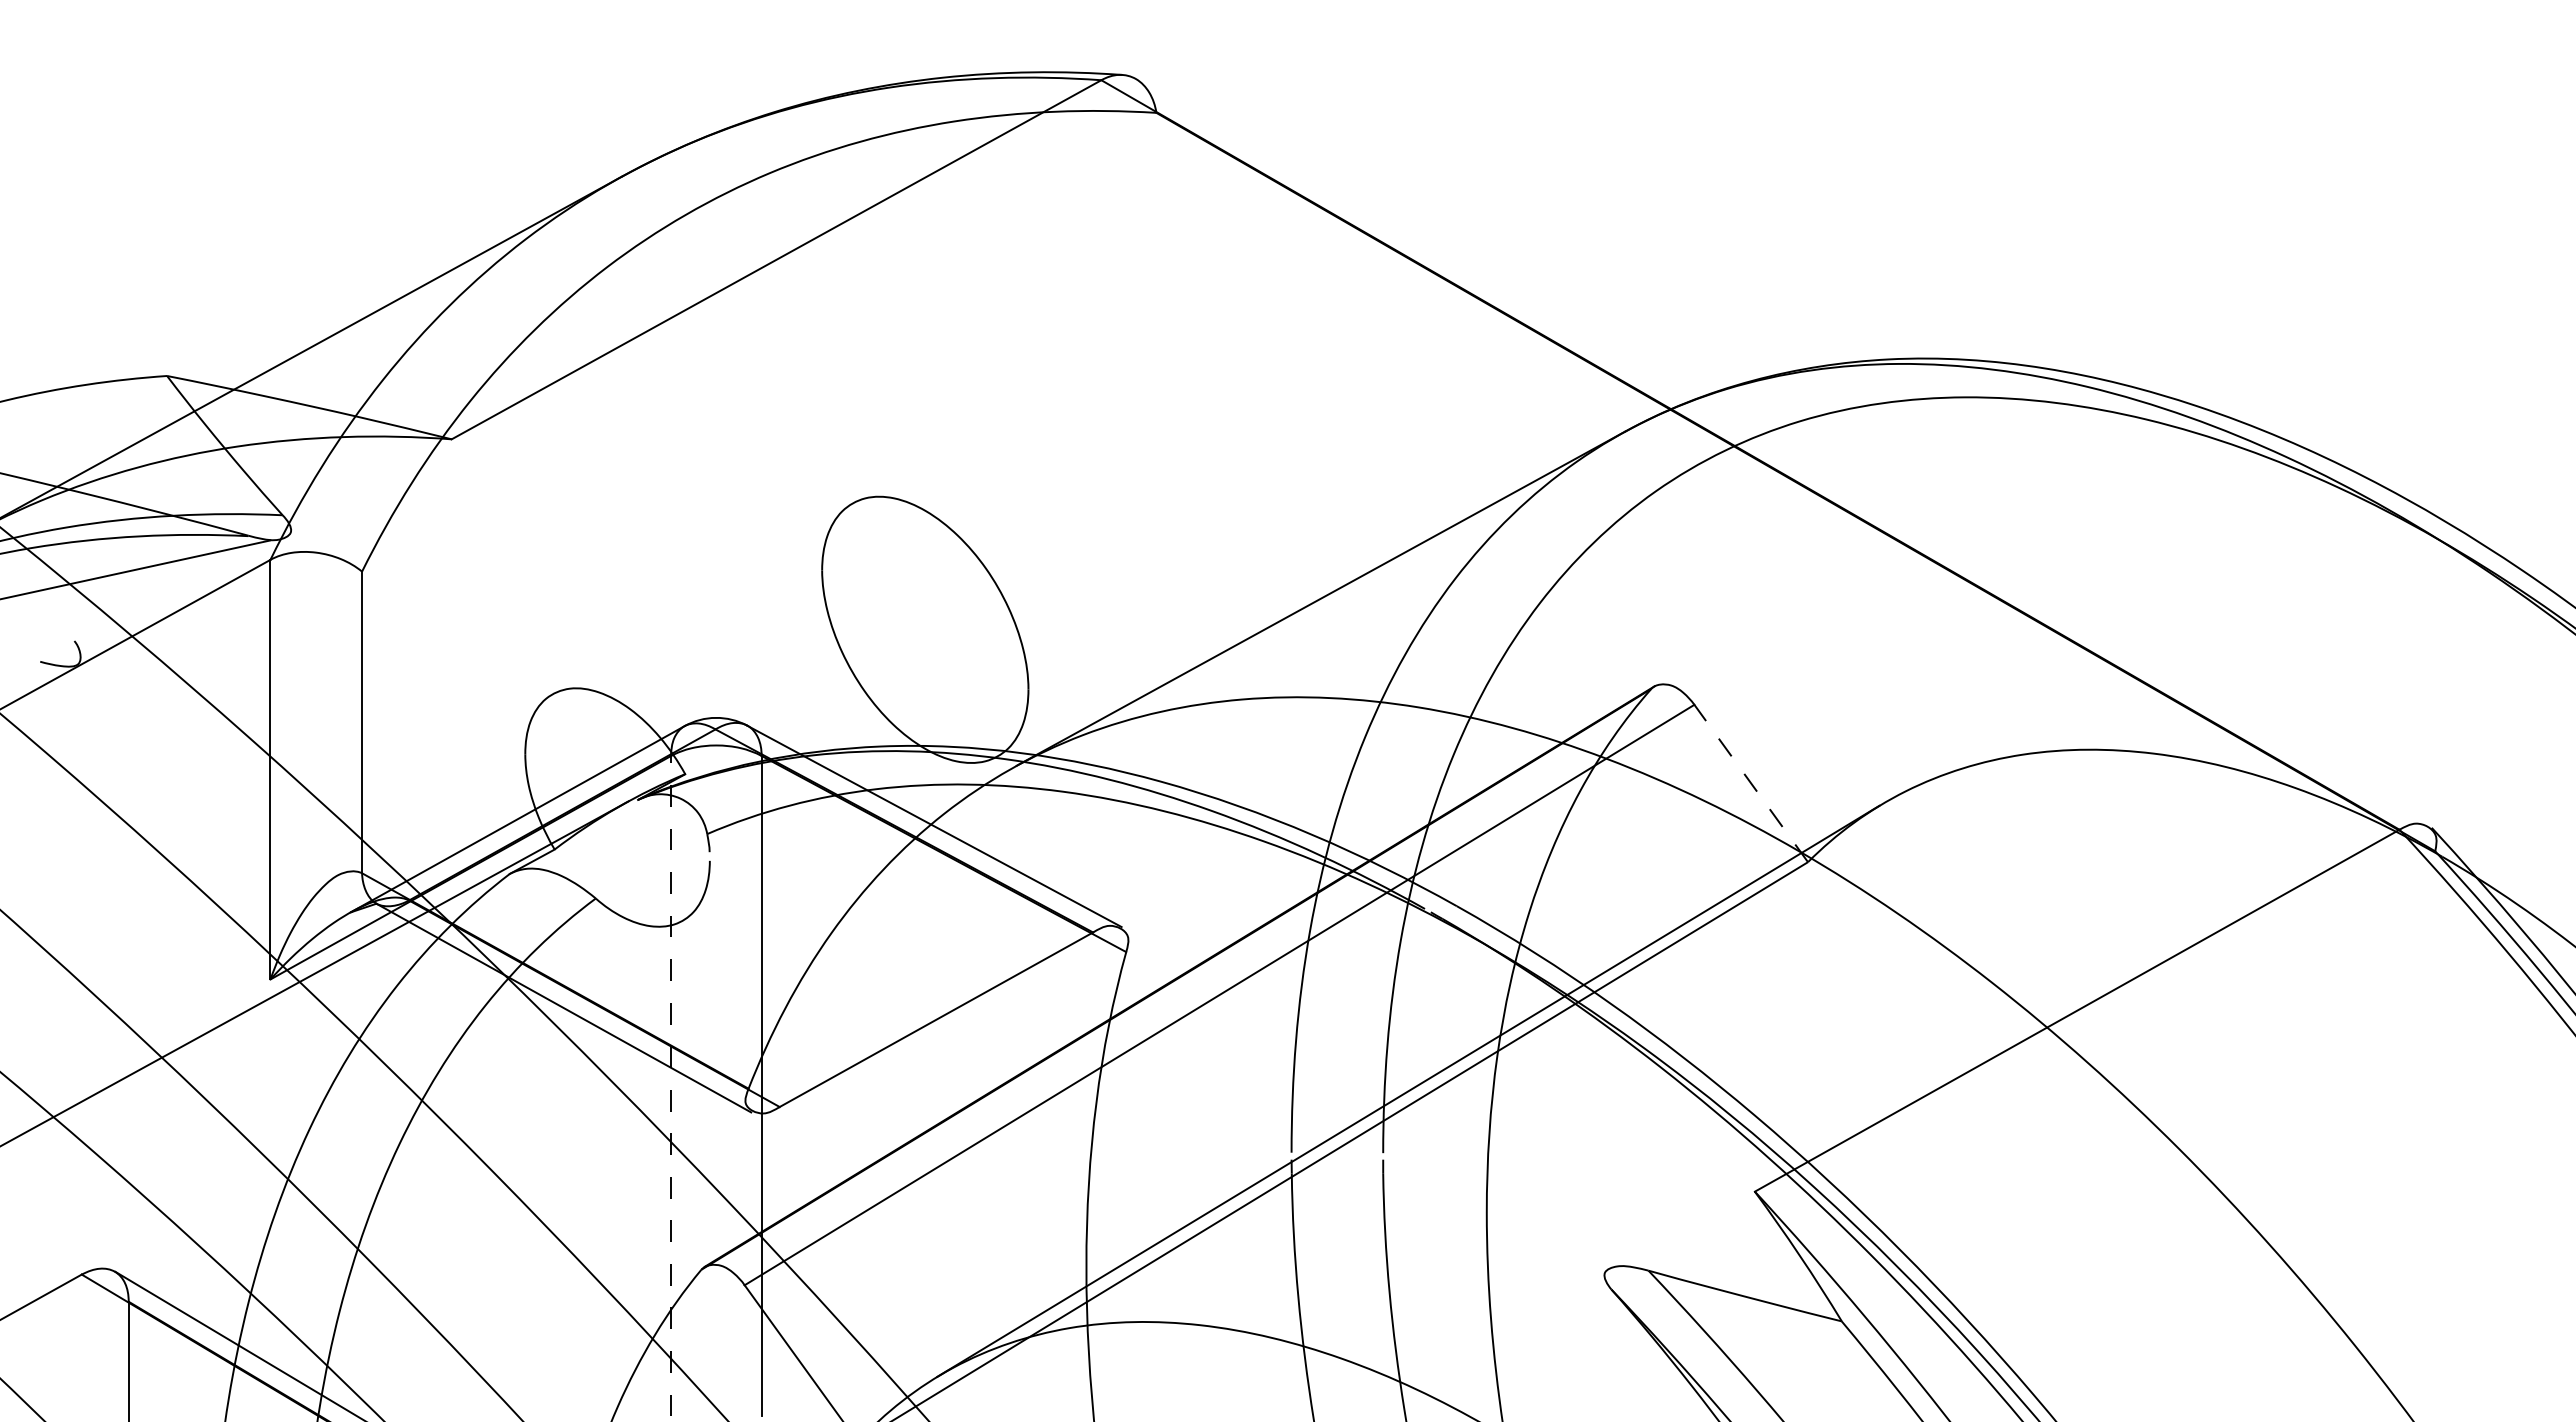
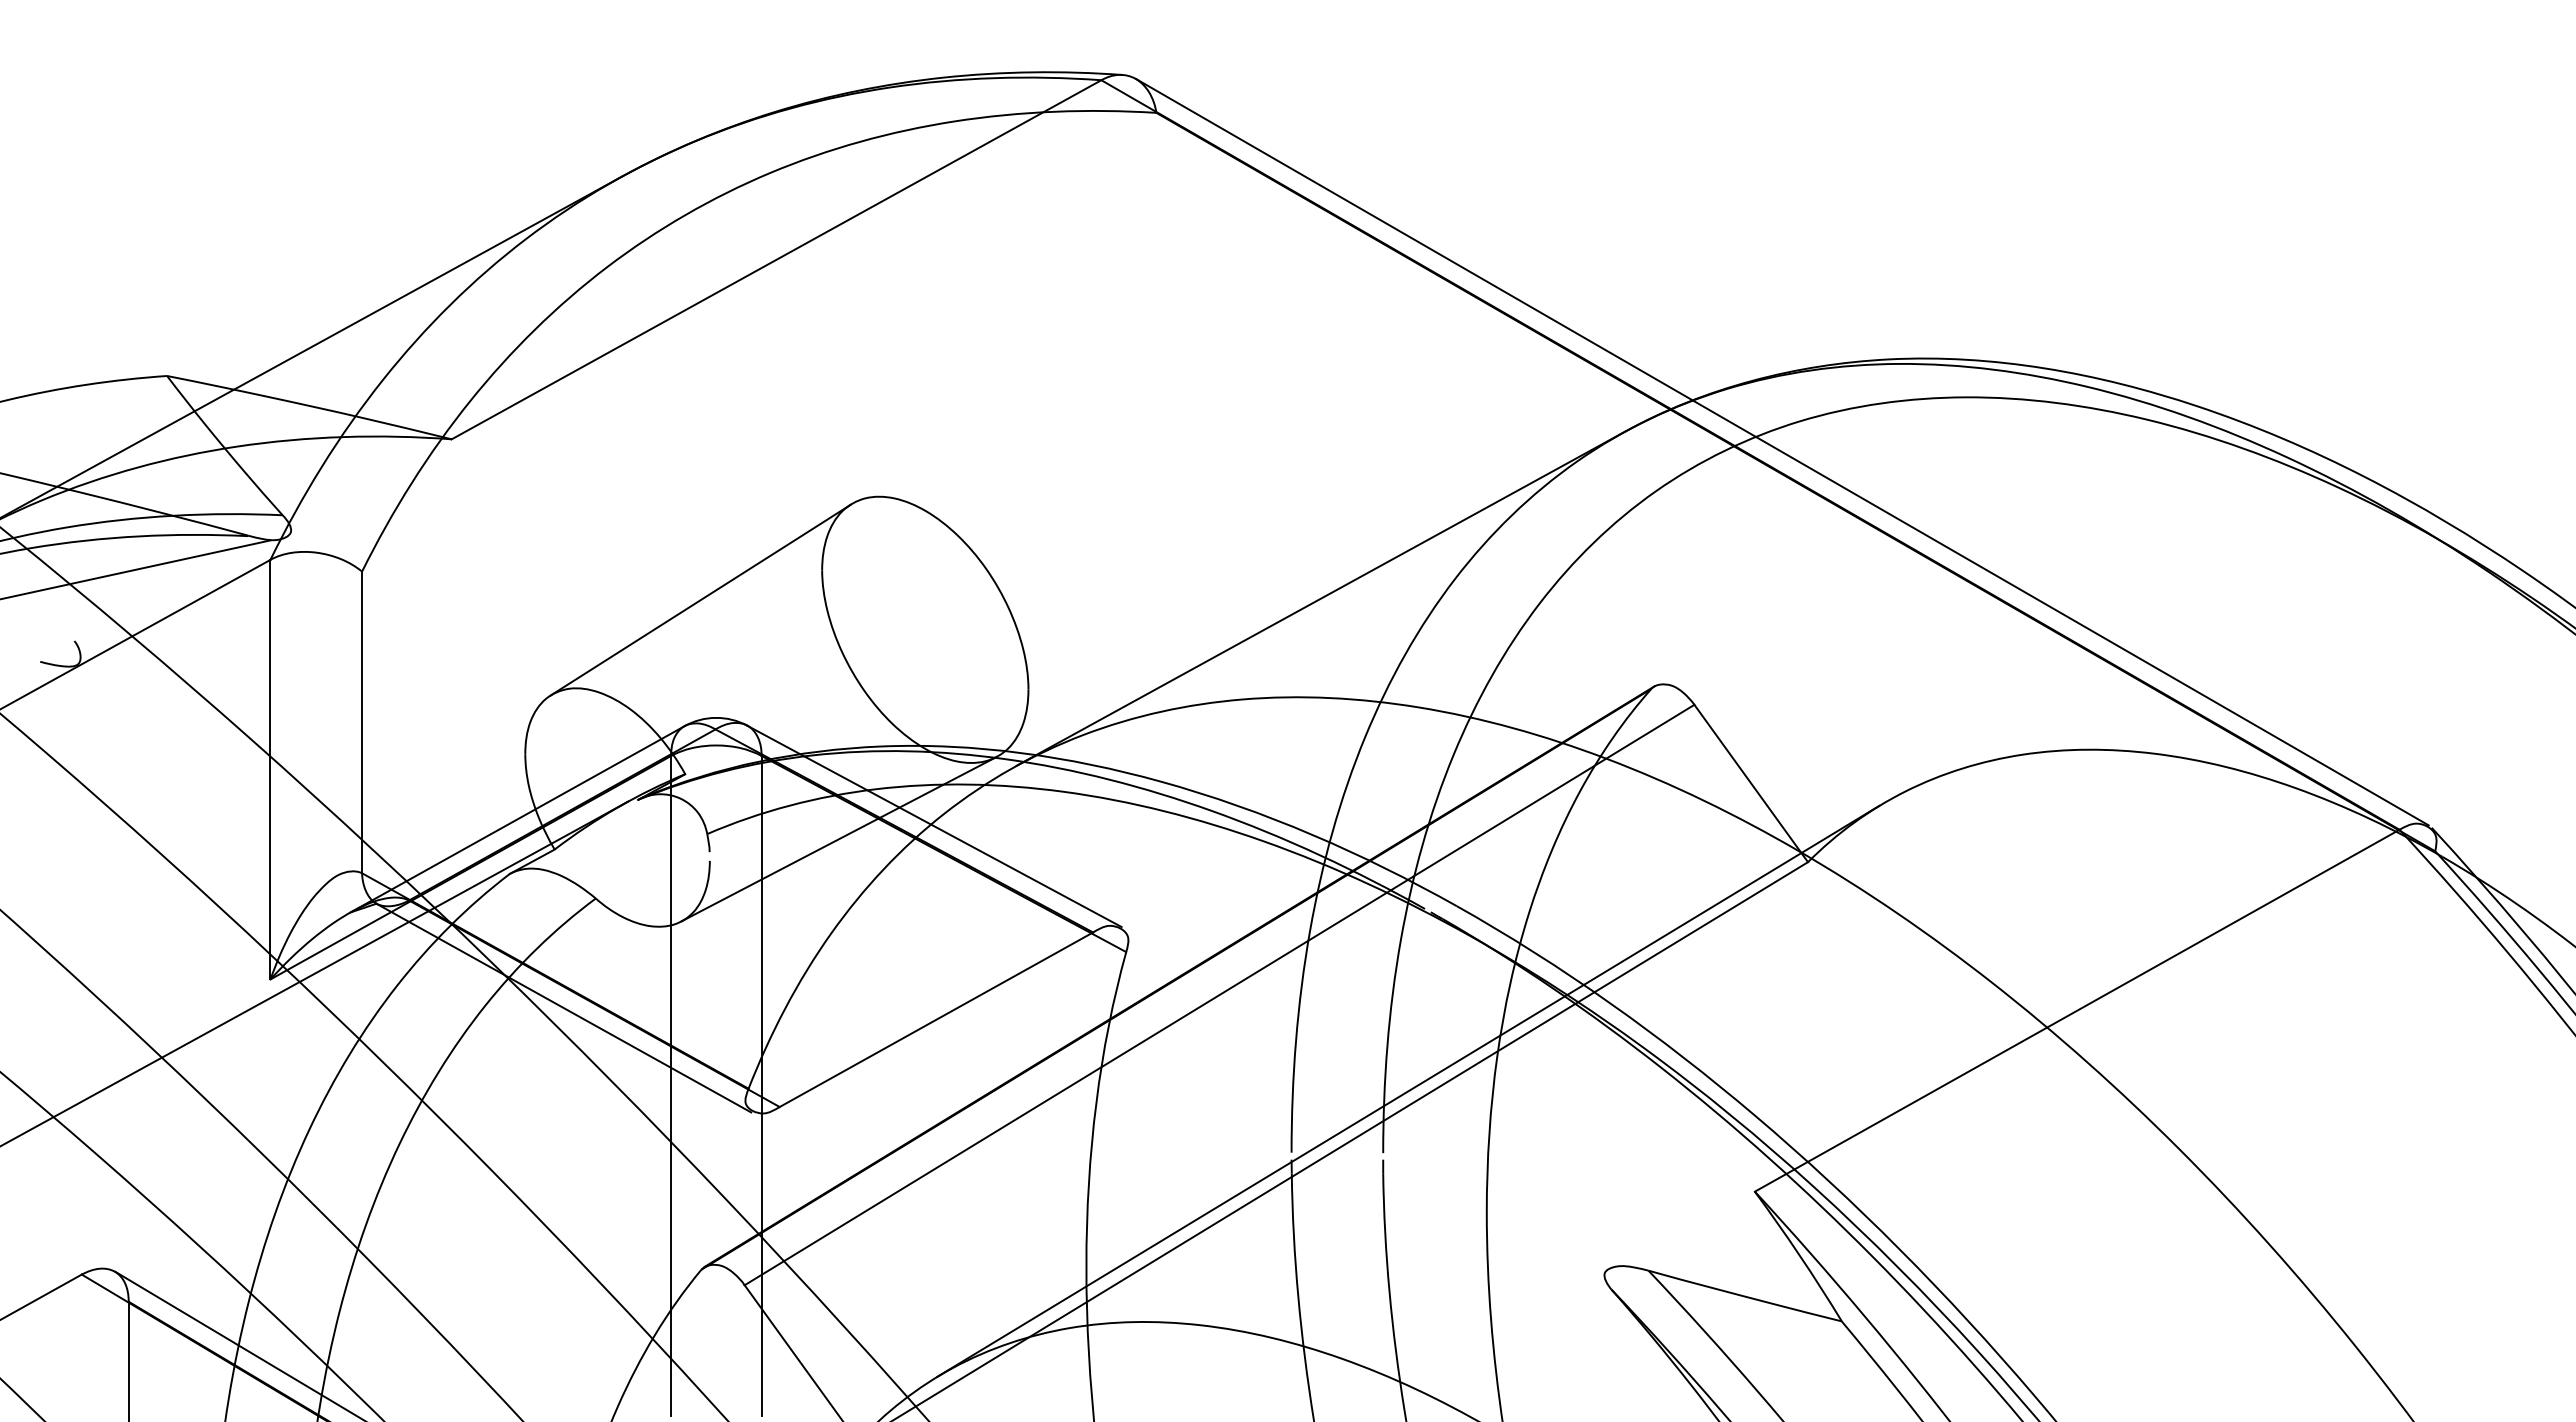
line: none -> present (1781, 451)
line: none -> present (700, 599)
line: dashed -> solid (1750, 783)
line: none -> present (838, 839)
line: dashed -> solid (671, 1085)
